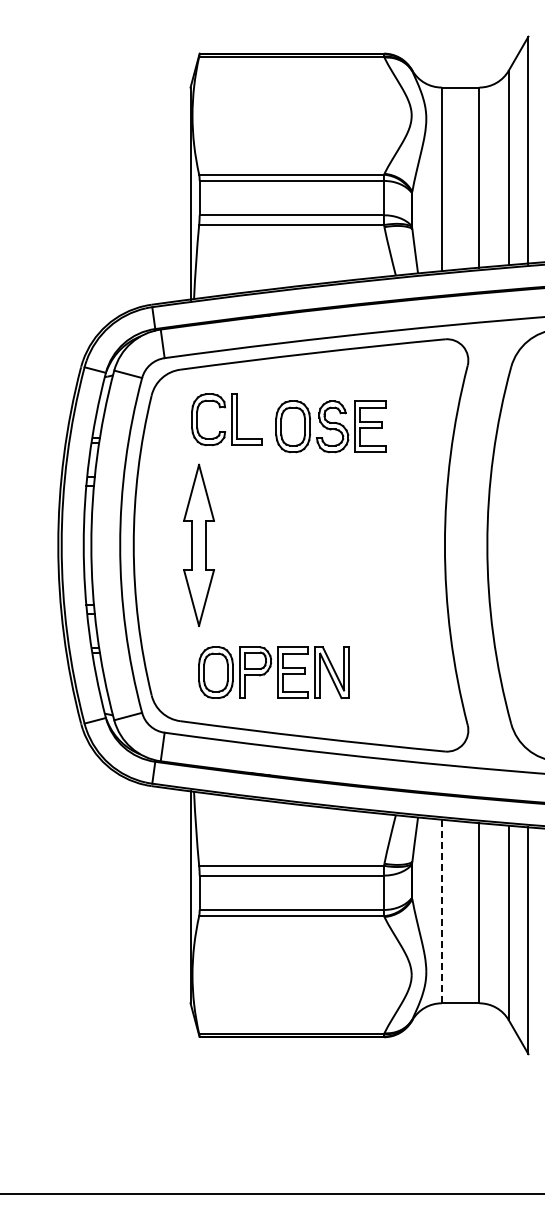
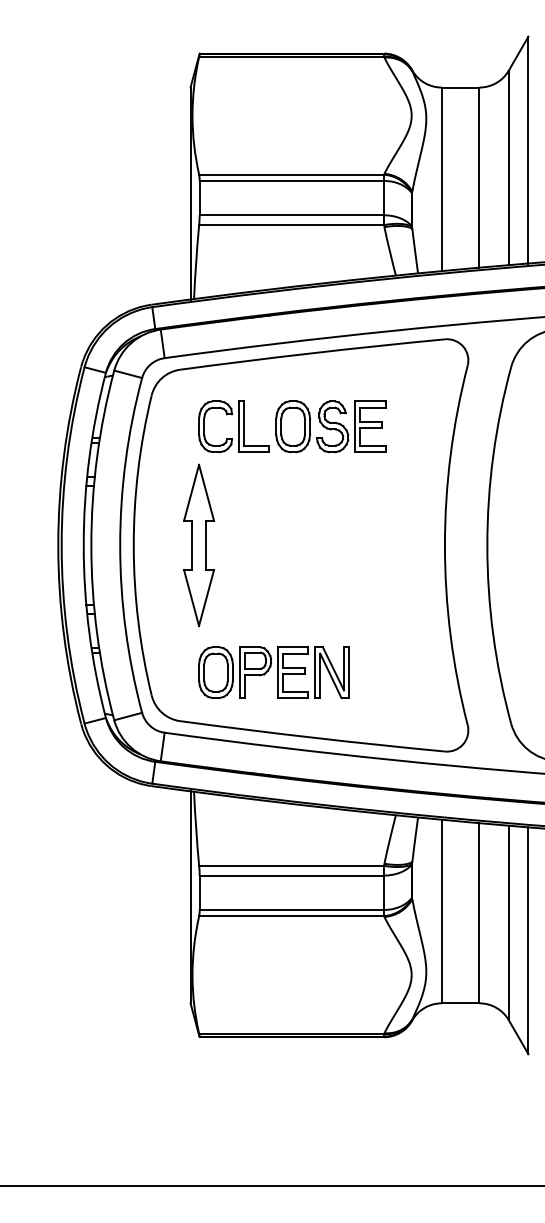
part position: (226, 419) -> (233, 426) (233, 426)
line: dashed -> solid (441, 911)
line position: (271, 1194) -> (271, 1186) (271, 1186)
